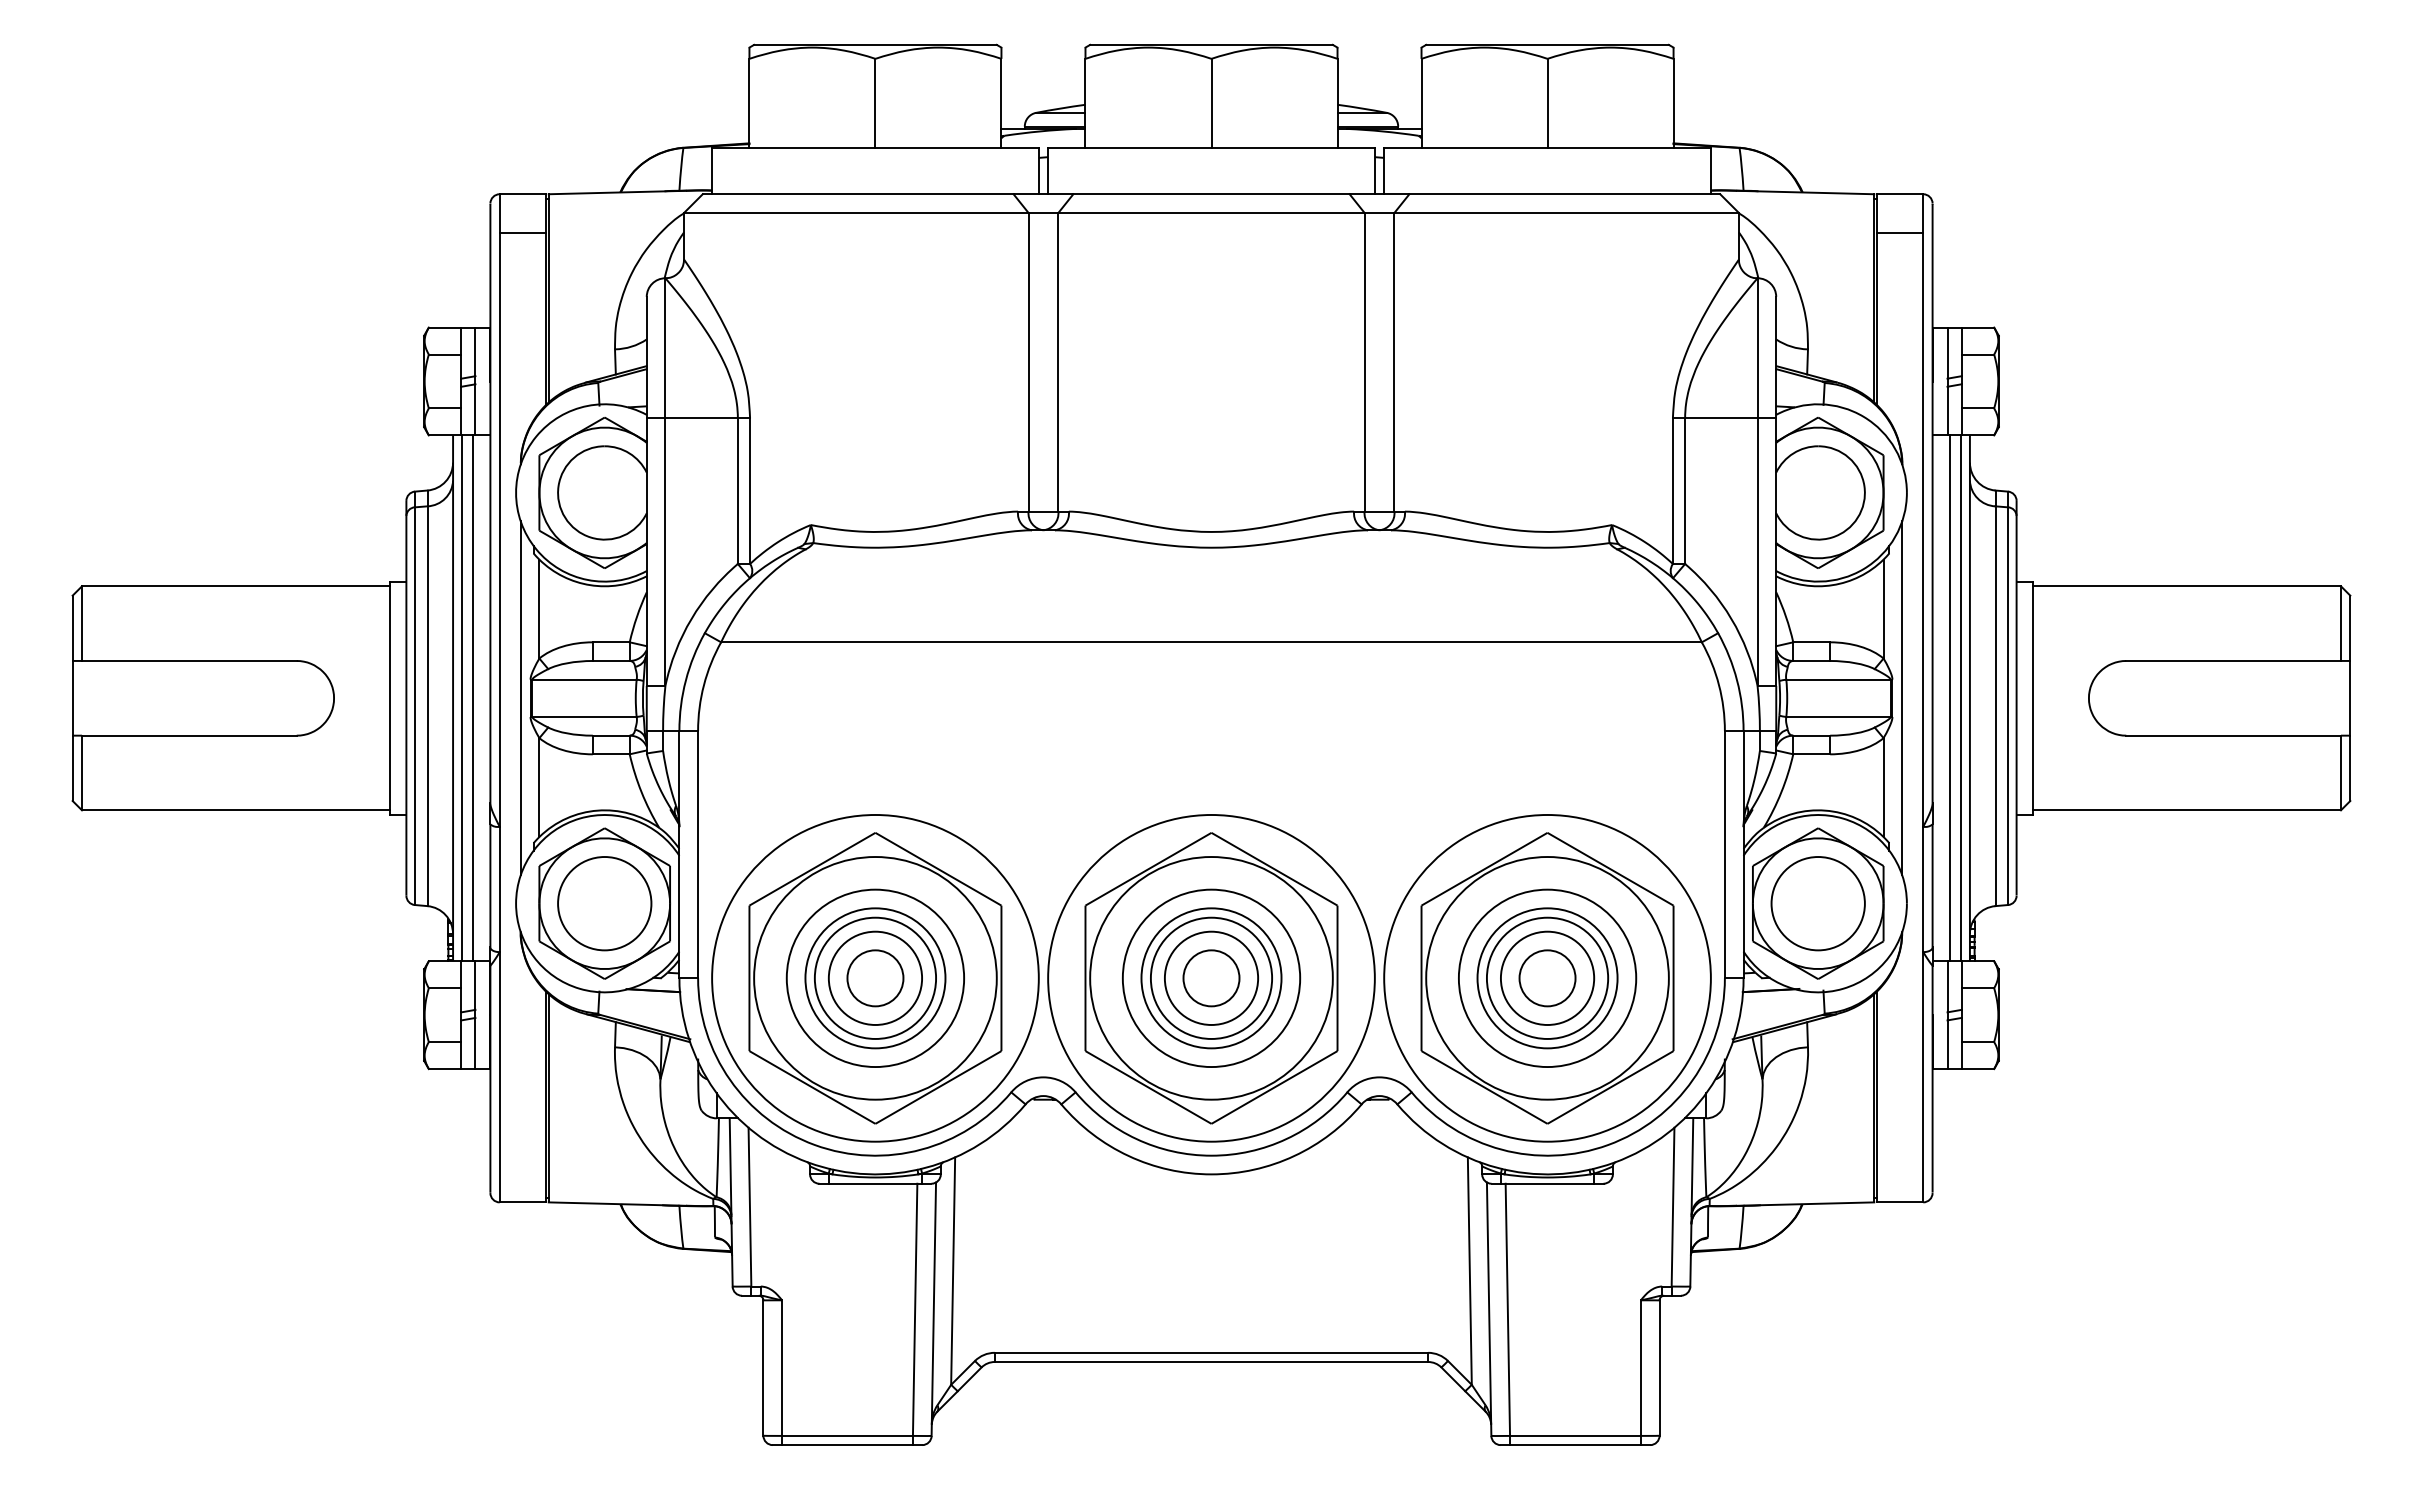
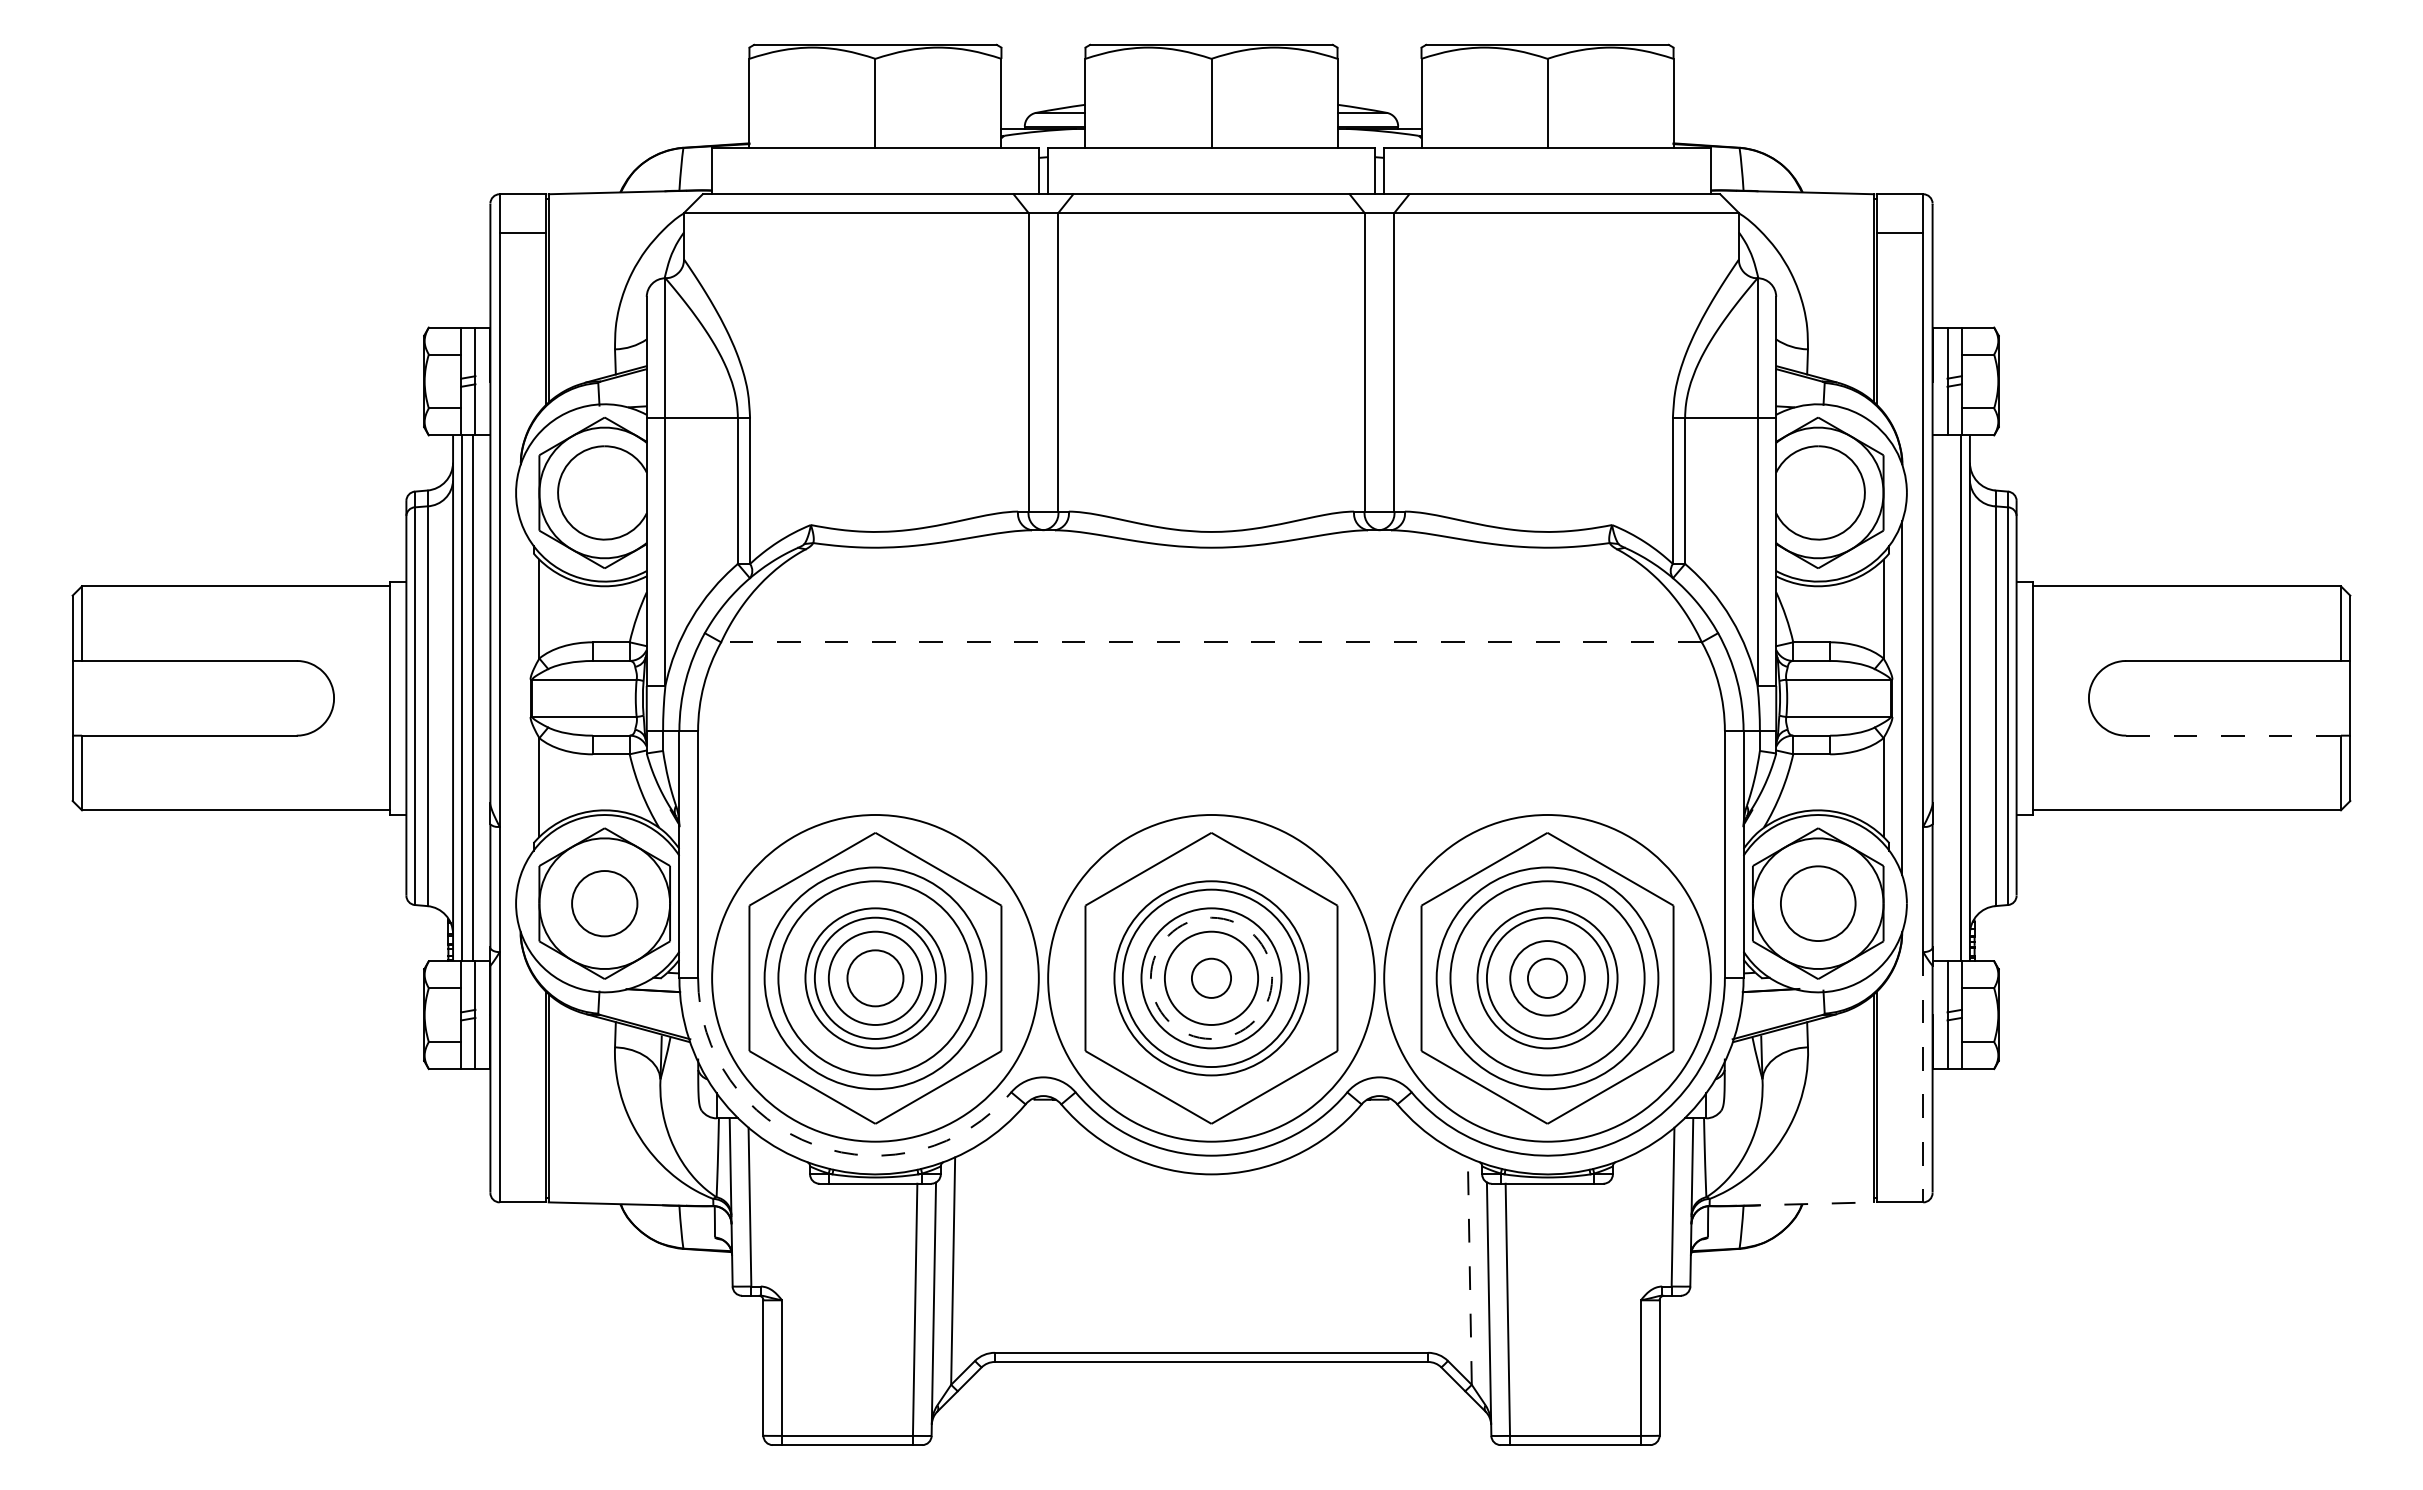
line: solid -> dashed (1211, 642)
line: present -> none (520, 698)
line: present -> none (1950, 698)
line: solid -> dashed (2234, 735)
circle diameter: 93 px -> 65 px (604, 903)
circle diameter: 93 px -> 75 px (1817, 903)
circle: solid -> dashed (1211, 977)
circle diameter: 93 px -> 75 px (1547, 978)
circle diameter: 177 px -> 222 px (875, 978)
circle diameter: 243 px -> 194 px (875, 978)
circle diameter: 243 px -> 194 px (1211, 978)
circle diameter: 56 px -> 39 px (1211, 977)
circle diameter: 177 px -> 222 px (1547, 978)
circle diameter: 243 px -> 194 px (1547, 978)
circle diameter: 56 px -> 39 px (1547, 977)
line: solid -> dashed (1923, 1077)
arc: solid -> dashed (814, 1145)
line: solid -> dashed (1805, 1204)
line: solid -> dashed (1469, 1271)
